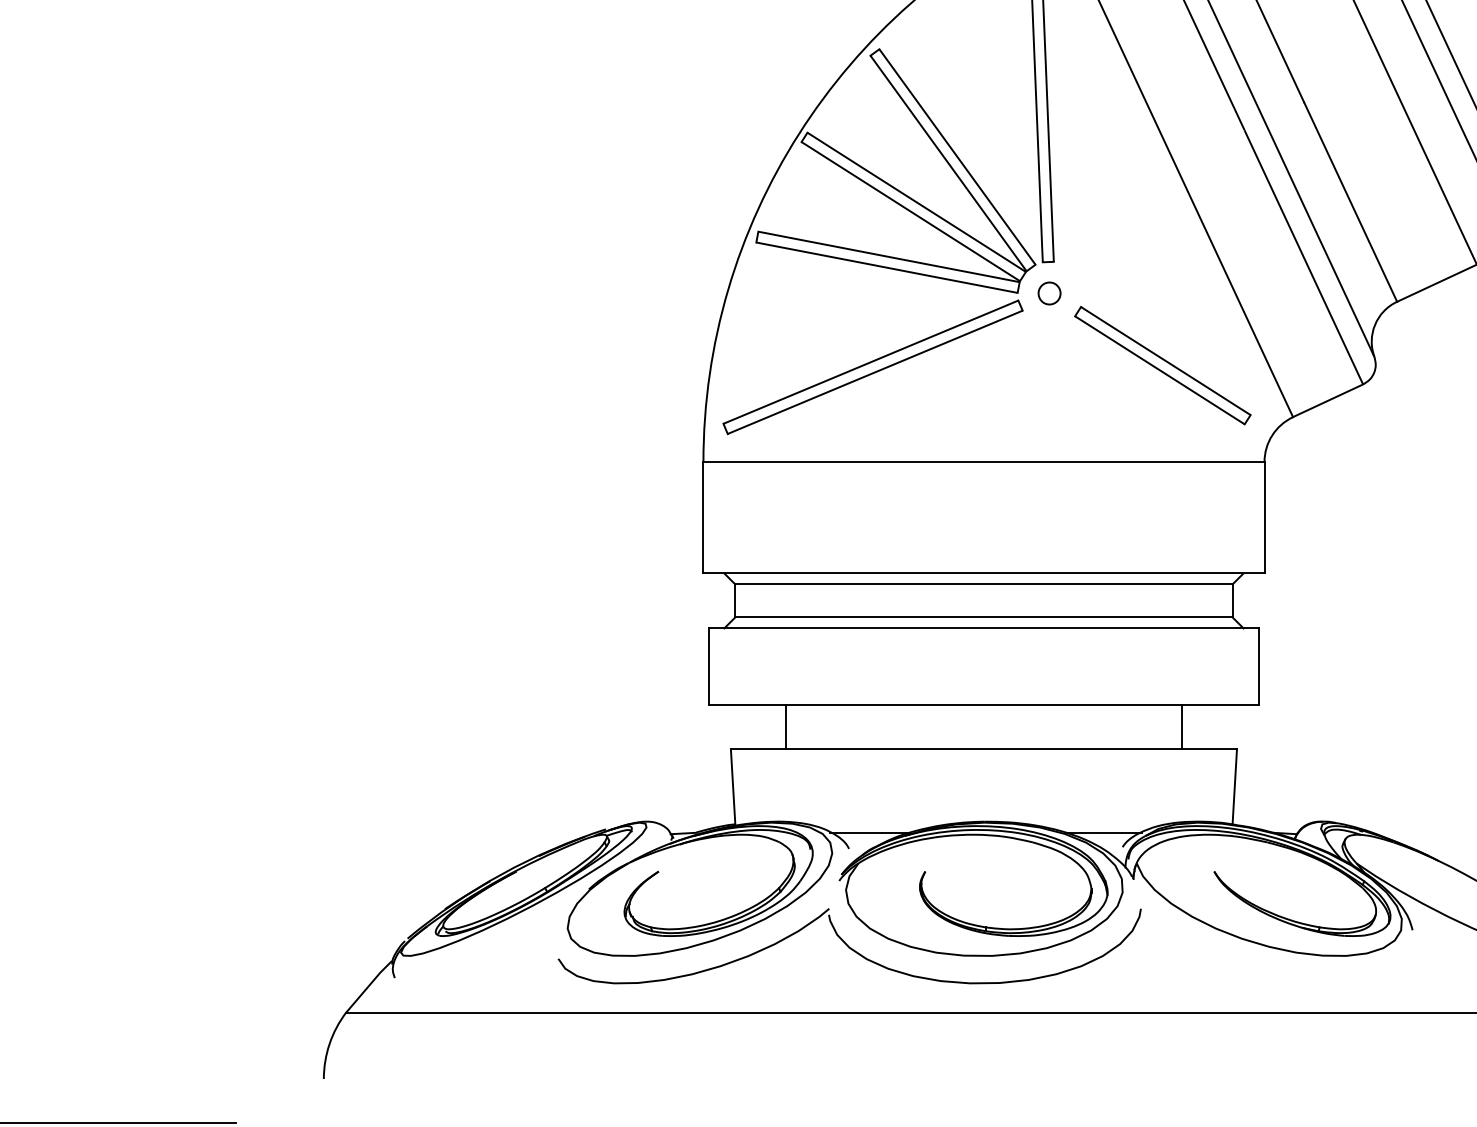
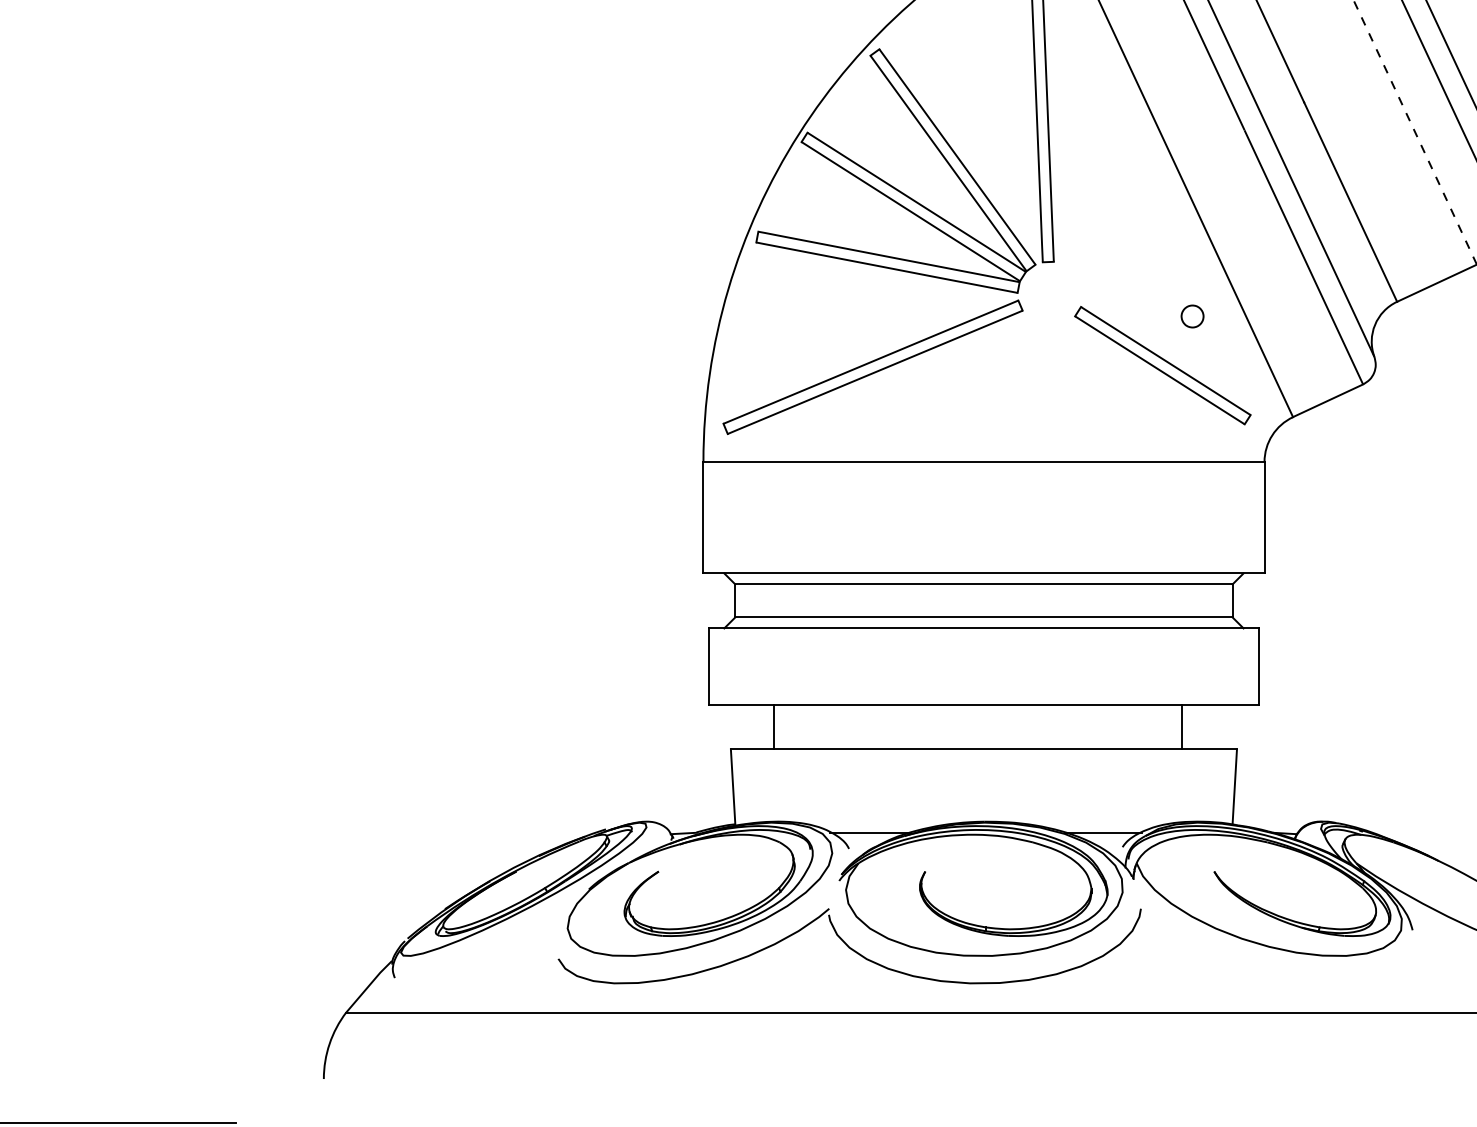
line: solid -> dashed (1415, 132)
part position: (1049, 293) -> (1192, 316) (1192, 316)
line position: (785, 727) -> (773, 727) (773, 727)
